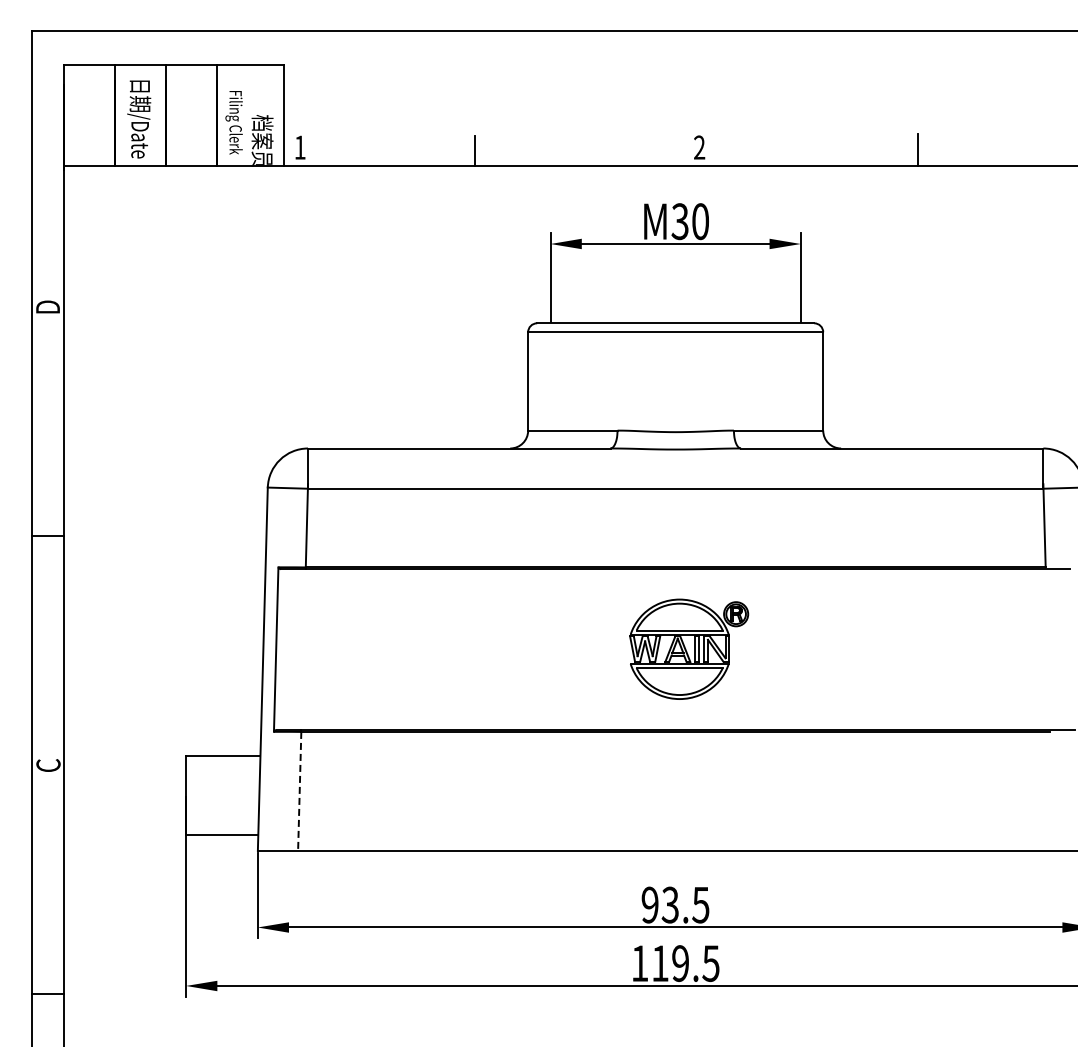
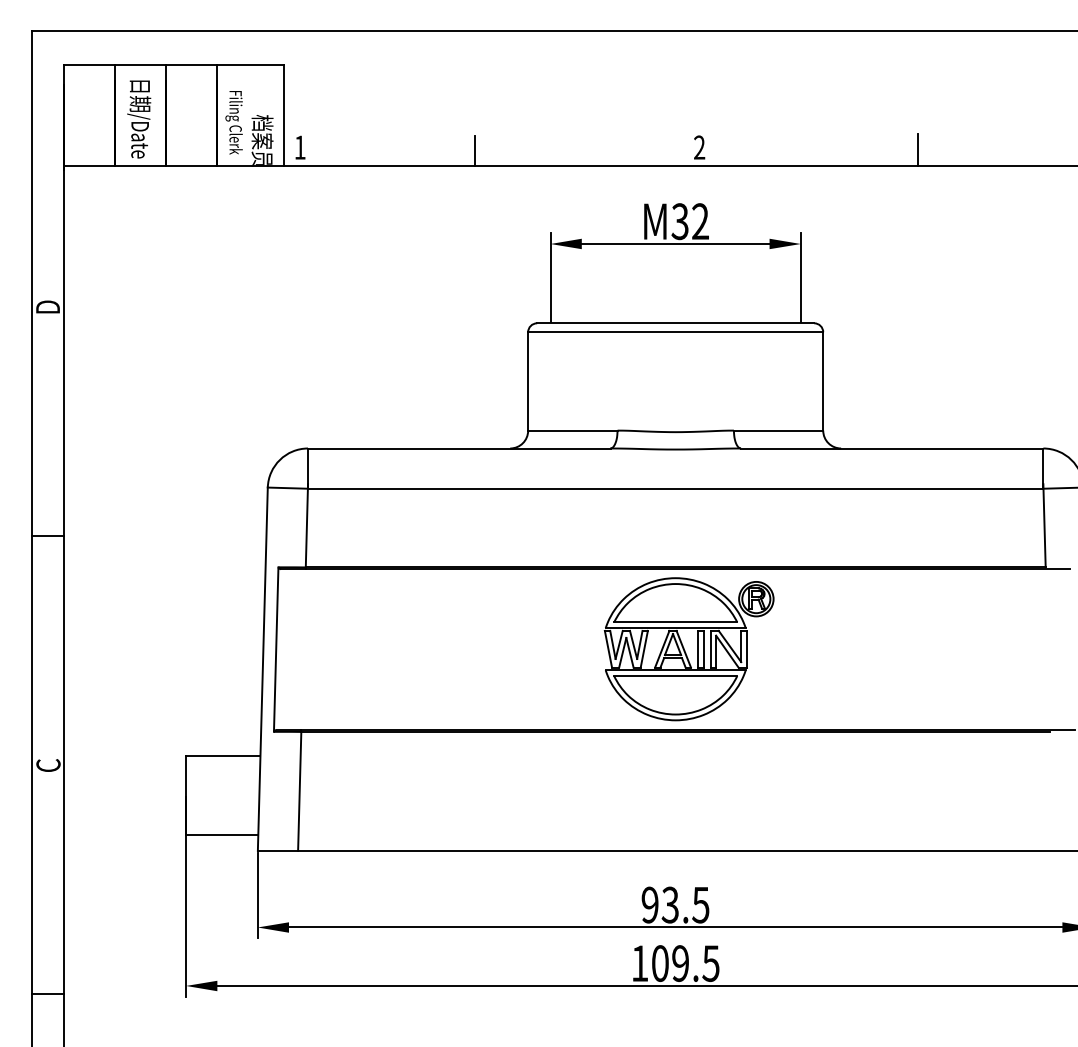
text: M30 -> M32 (700, 221)
part size: 121x102 px -> 172x145 px (688, 649)
line: dashed -> solid (299, 791)
text: 119.5 -> 109.5 (660, 963)
